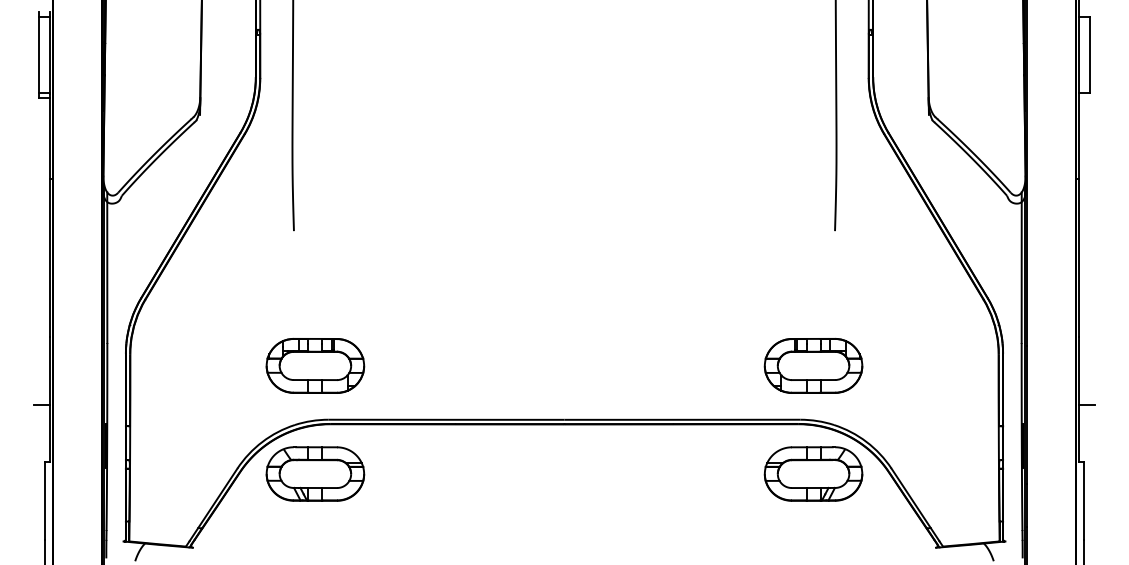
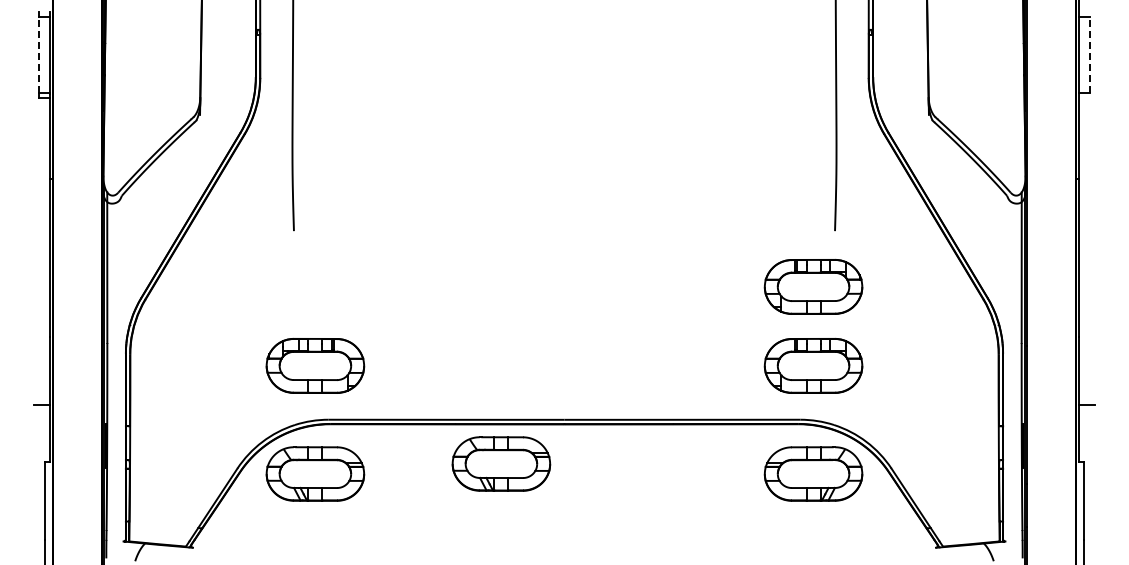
line: solid -> dashed (39, 54)
line: solid -> dashed (1089, 54)
part: none -> present (813, 286)
part: none -> present (501, 463)
